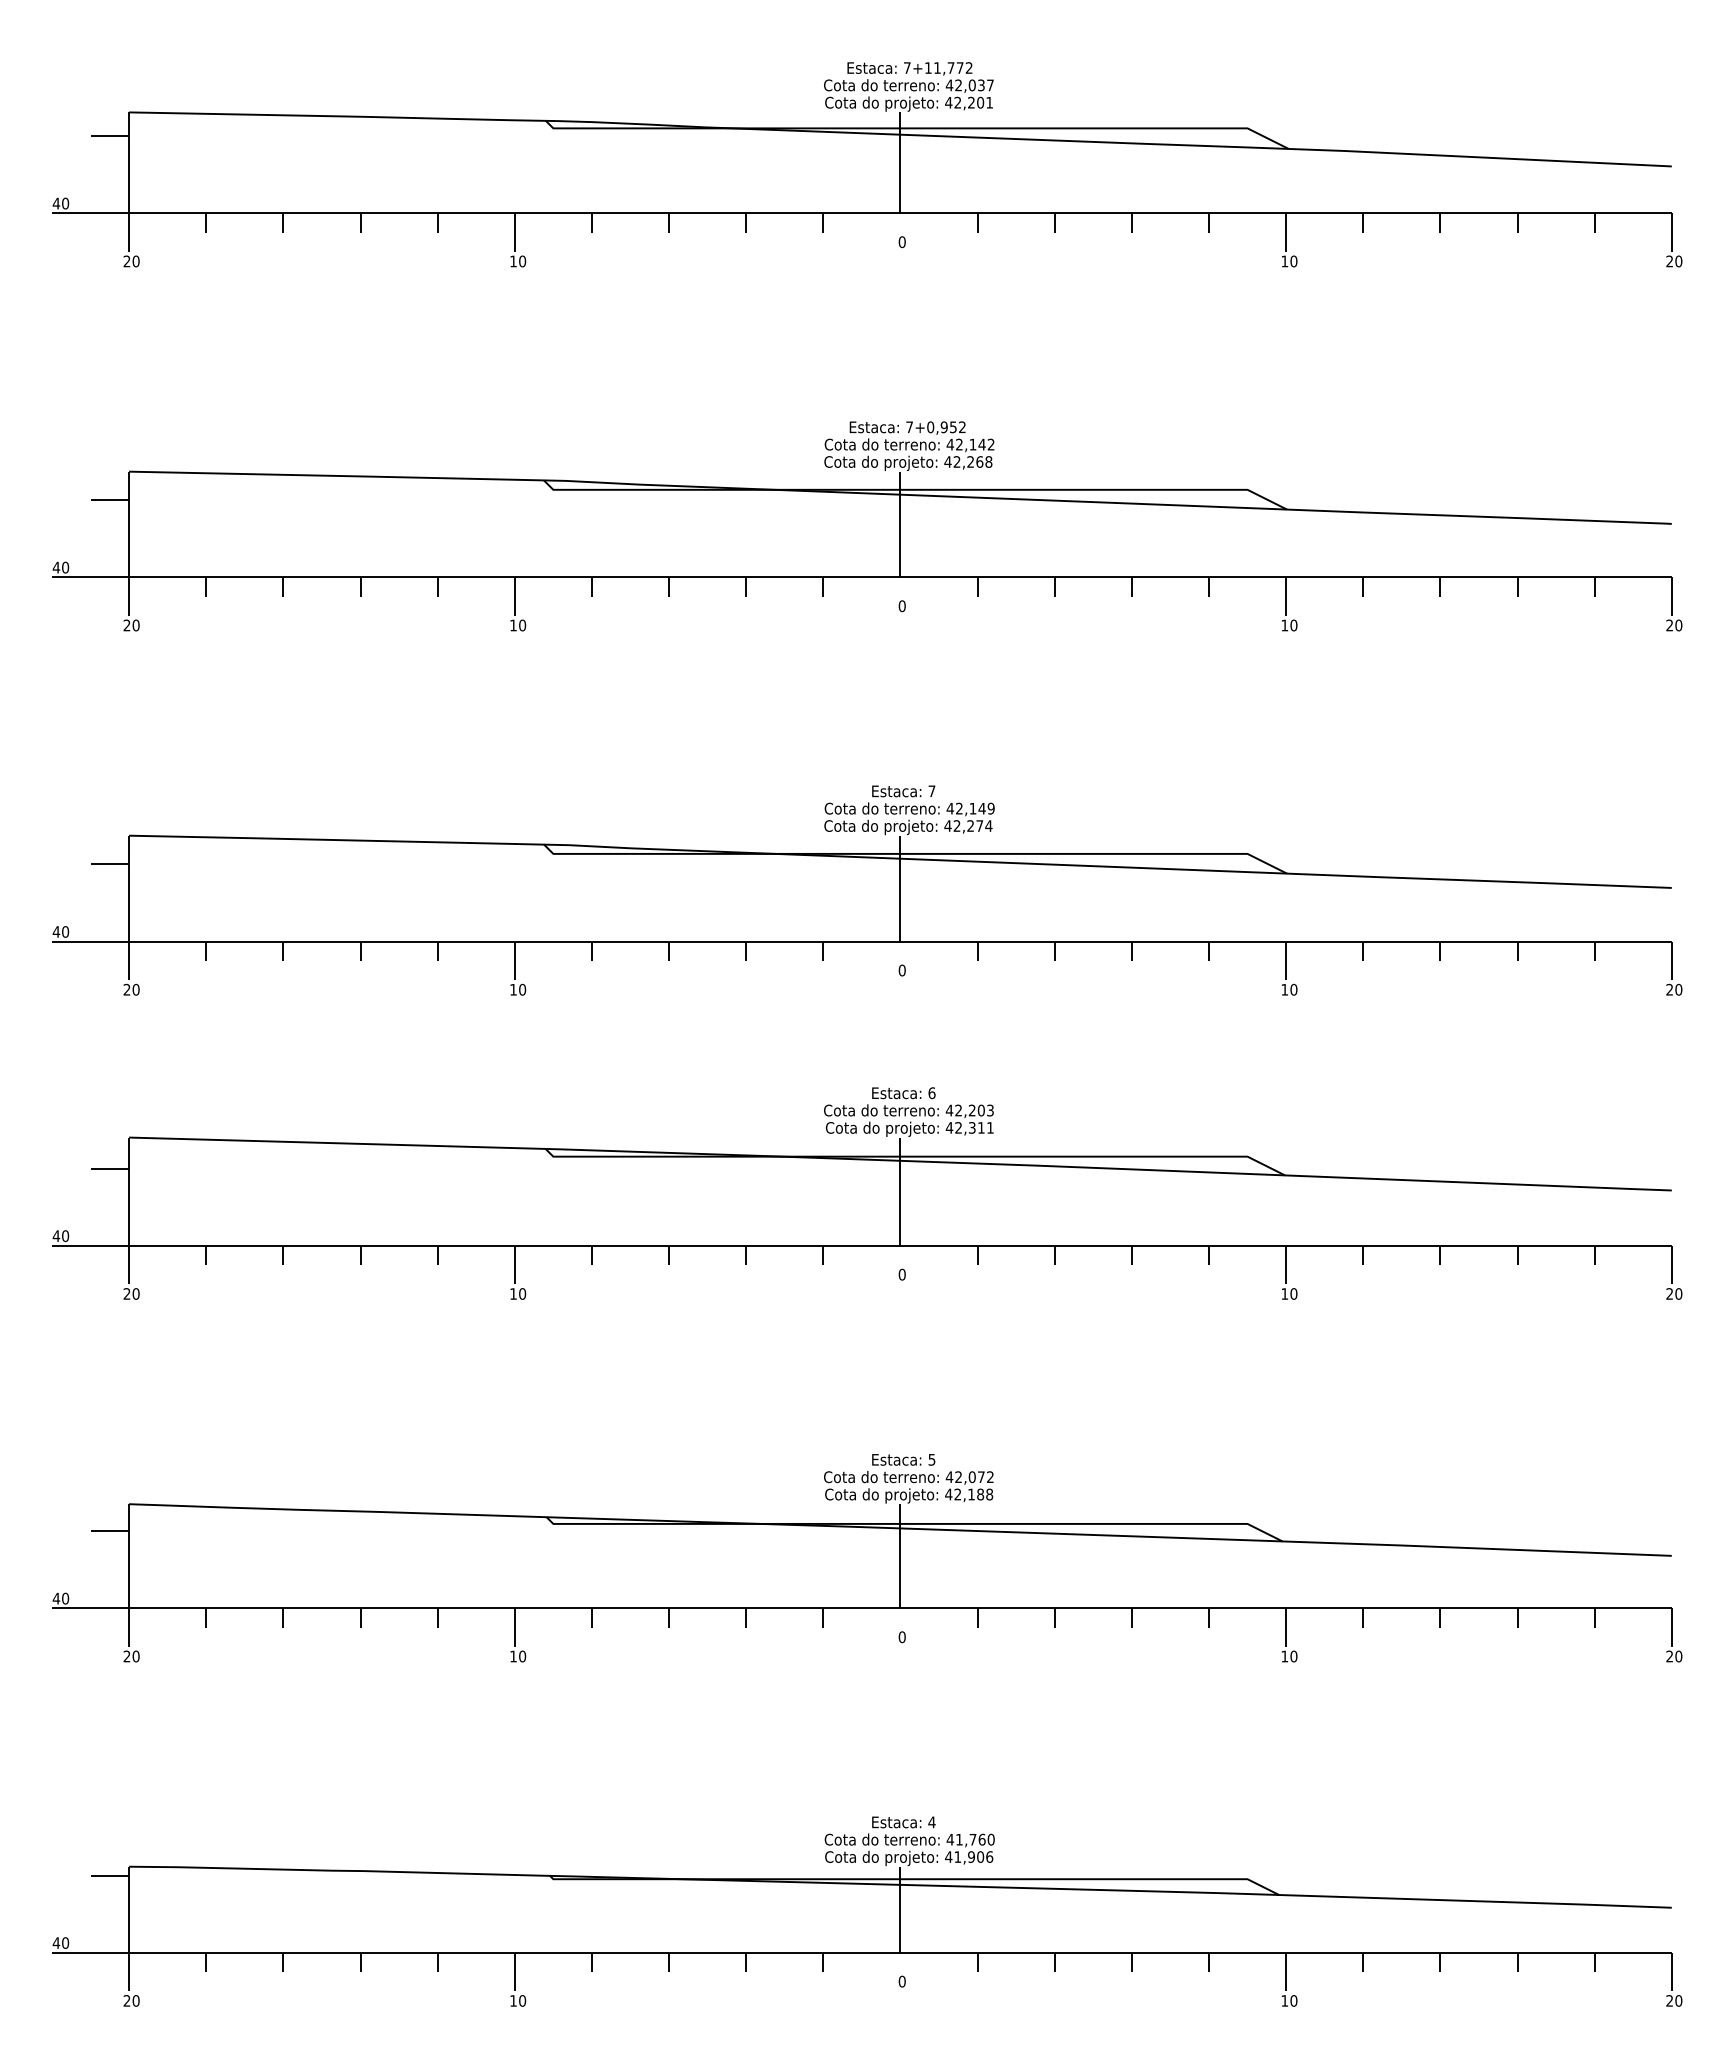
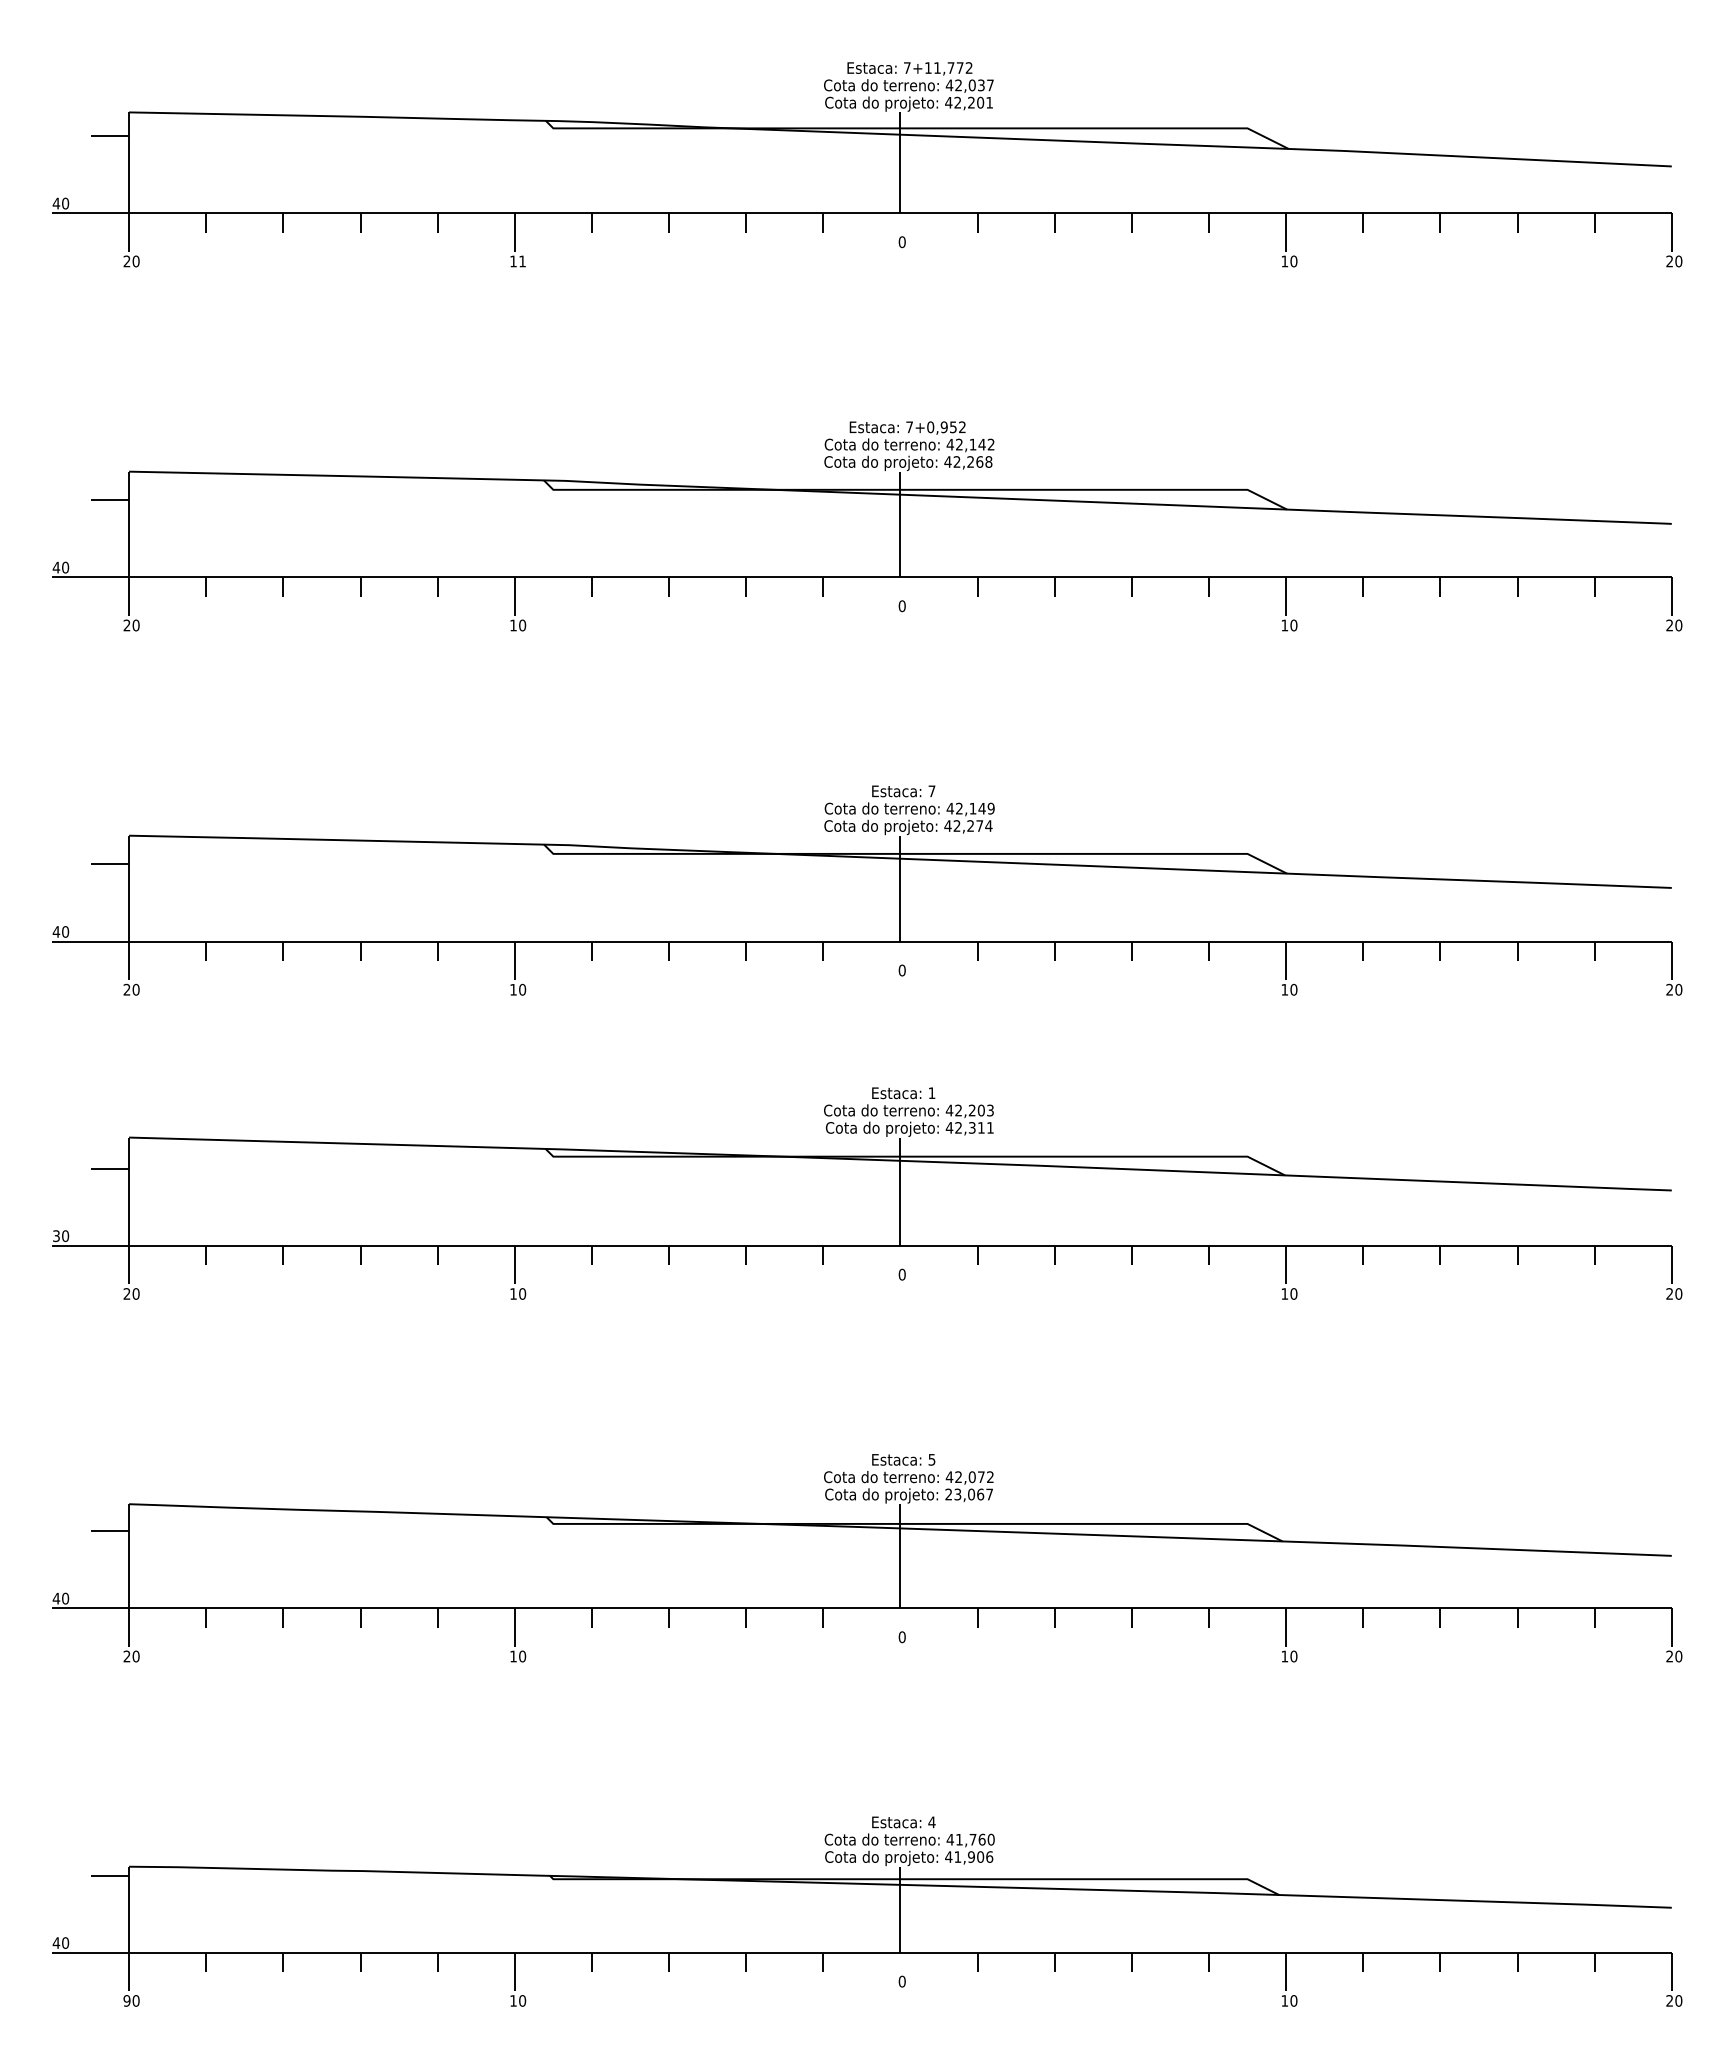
text: 10 -> 11 (522, 261)
text: 6 -> 1 (931, 1093)
text: 40 -> 30 (56, 1236)
text: 42,188 -> 23,067 (969, 1494)
text: 20 -> 90 (126, 2000)
